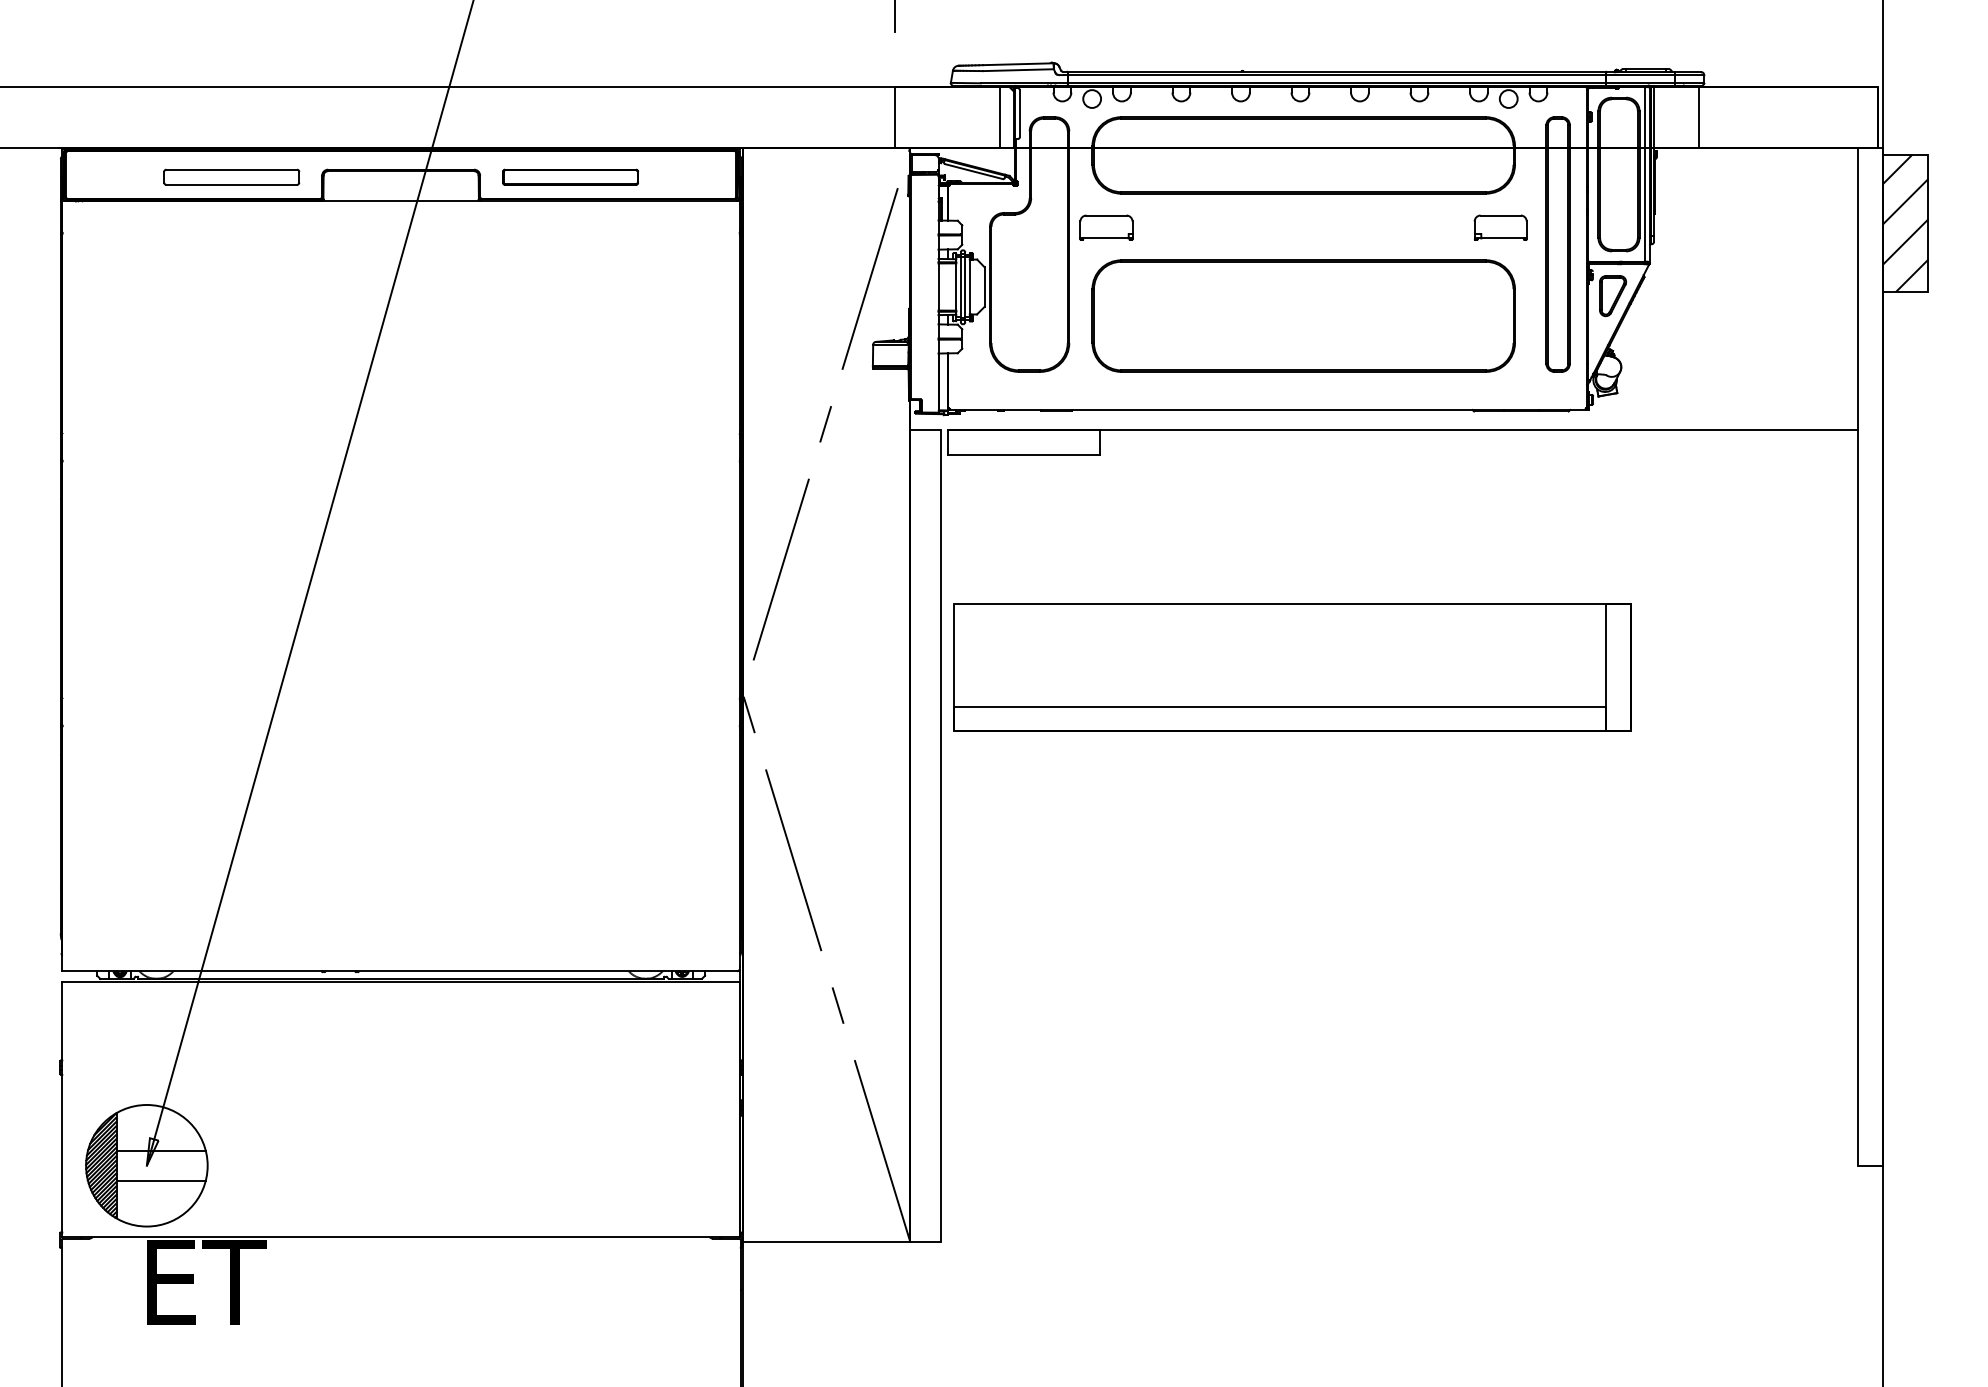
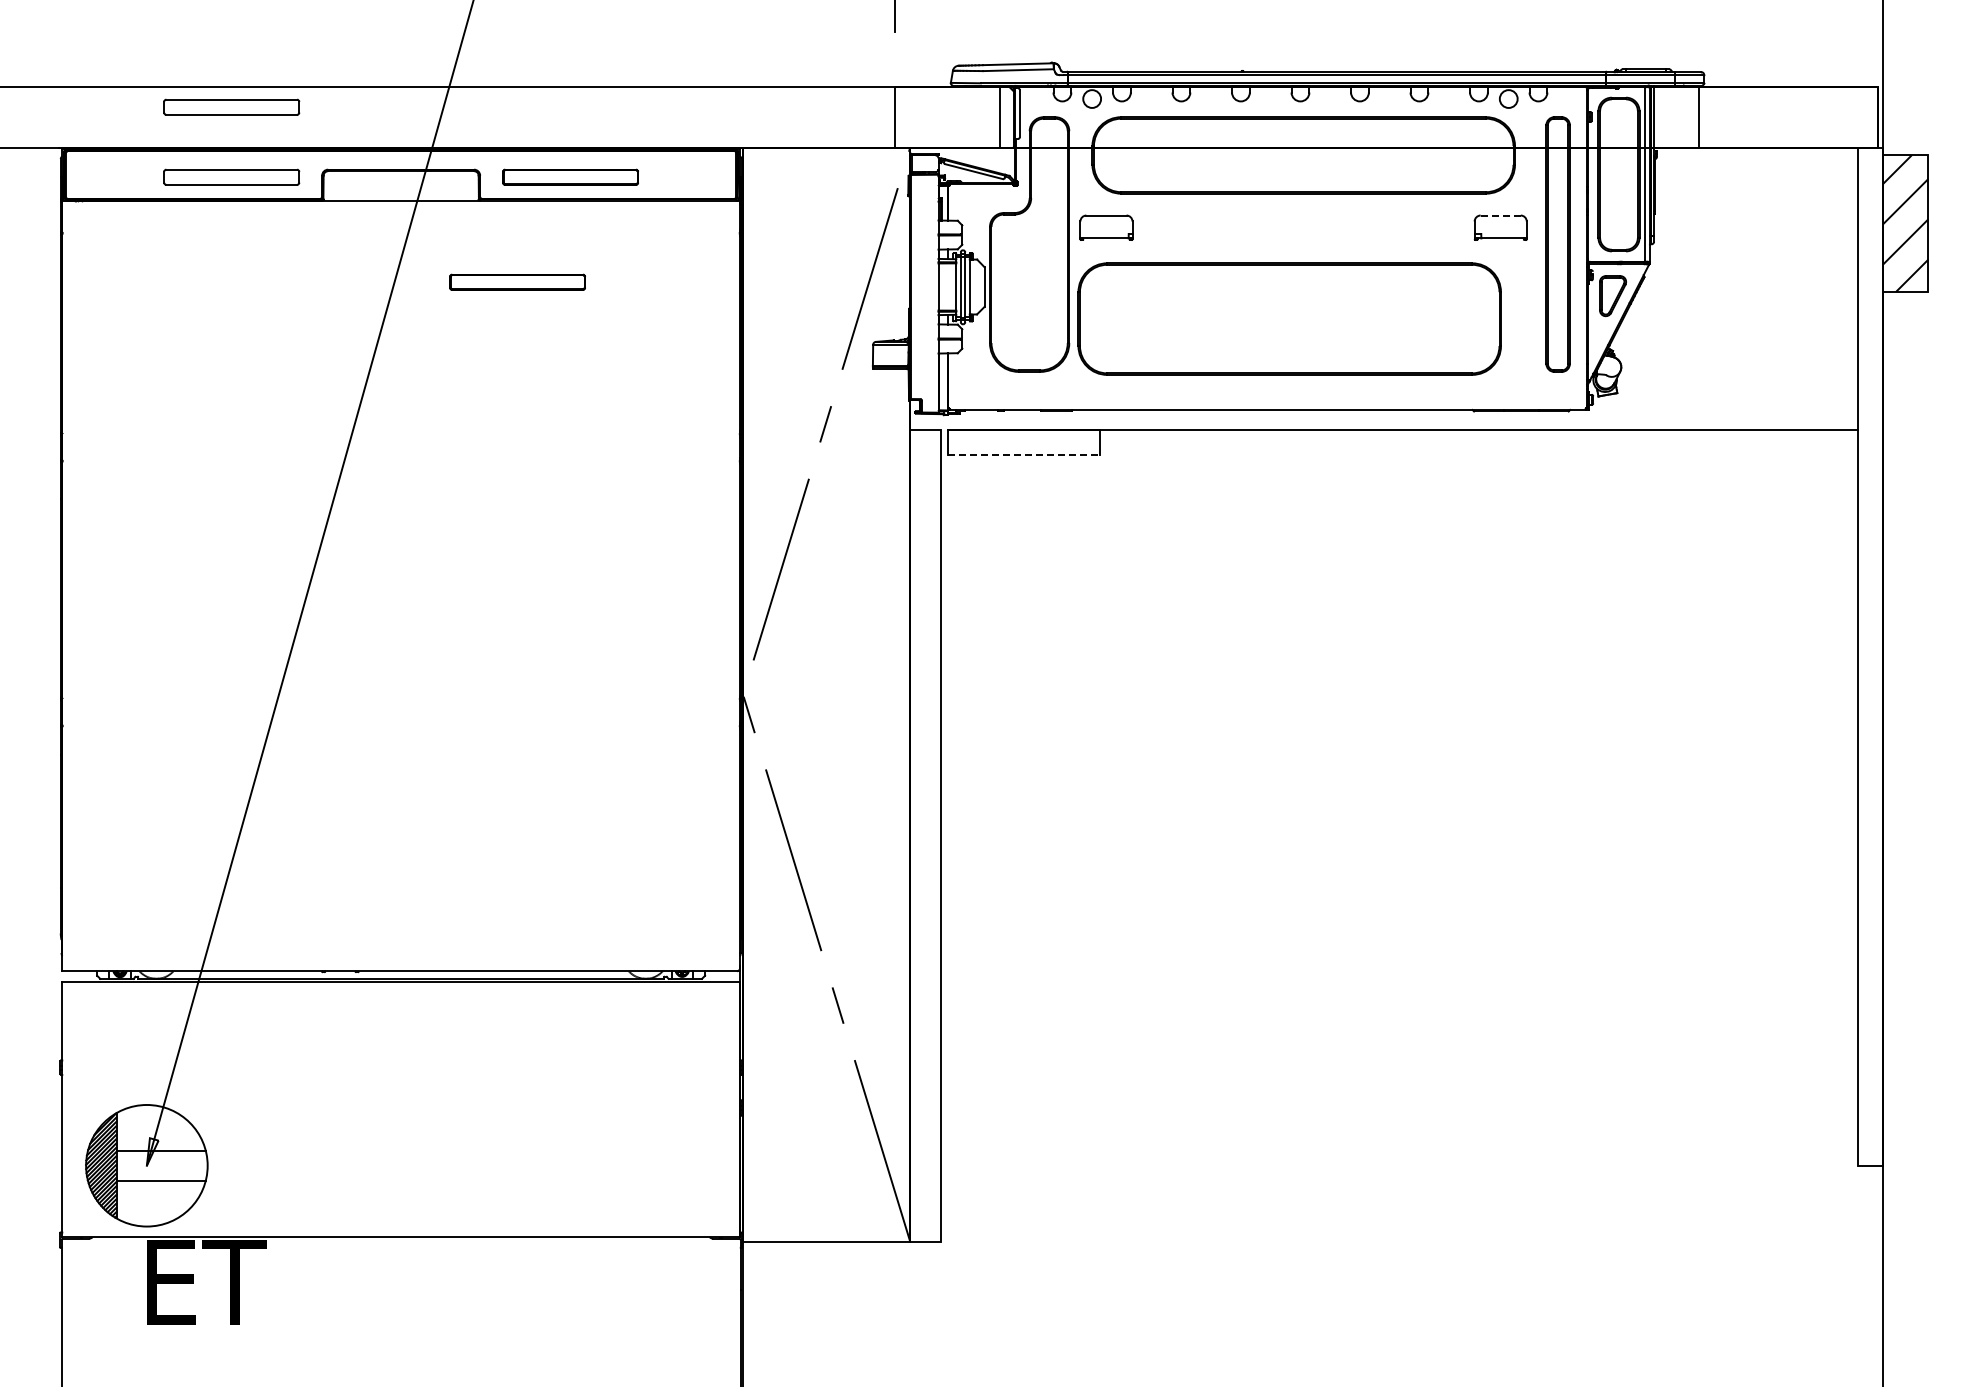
part: none -> present (231, 106)
line: solid -> dashed (1500, 215)
part: none -> present (517, 281)
part position: (1303, 315) -> (1289, 318) (1289, 318)
line: solid -> dashed (1024, 454)
part: present -> none (1292, 667)
